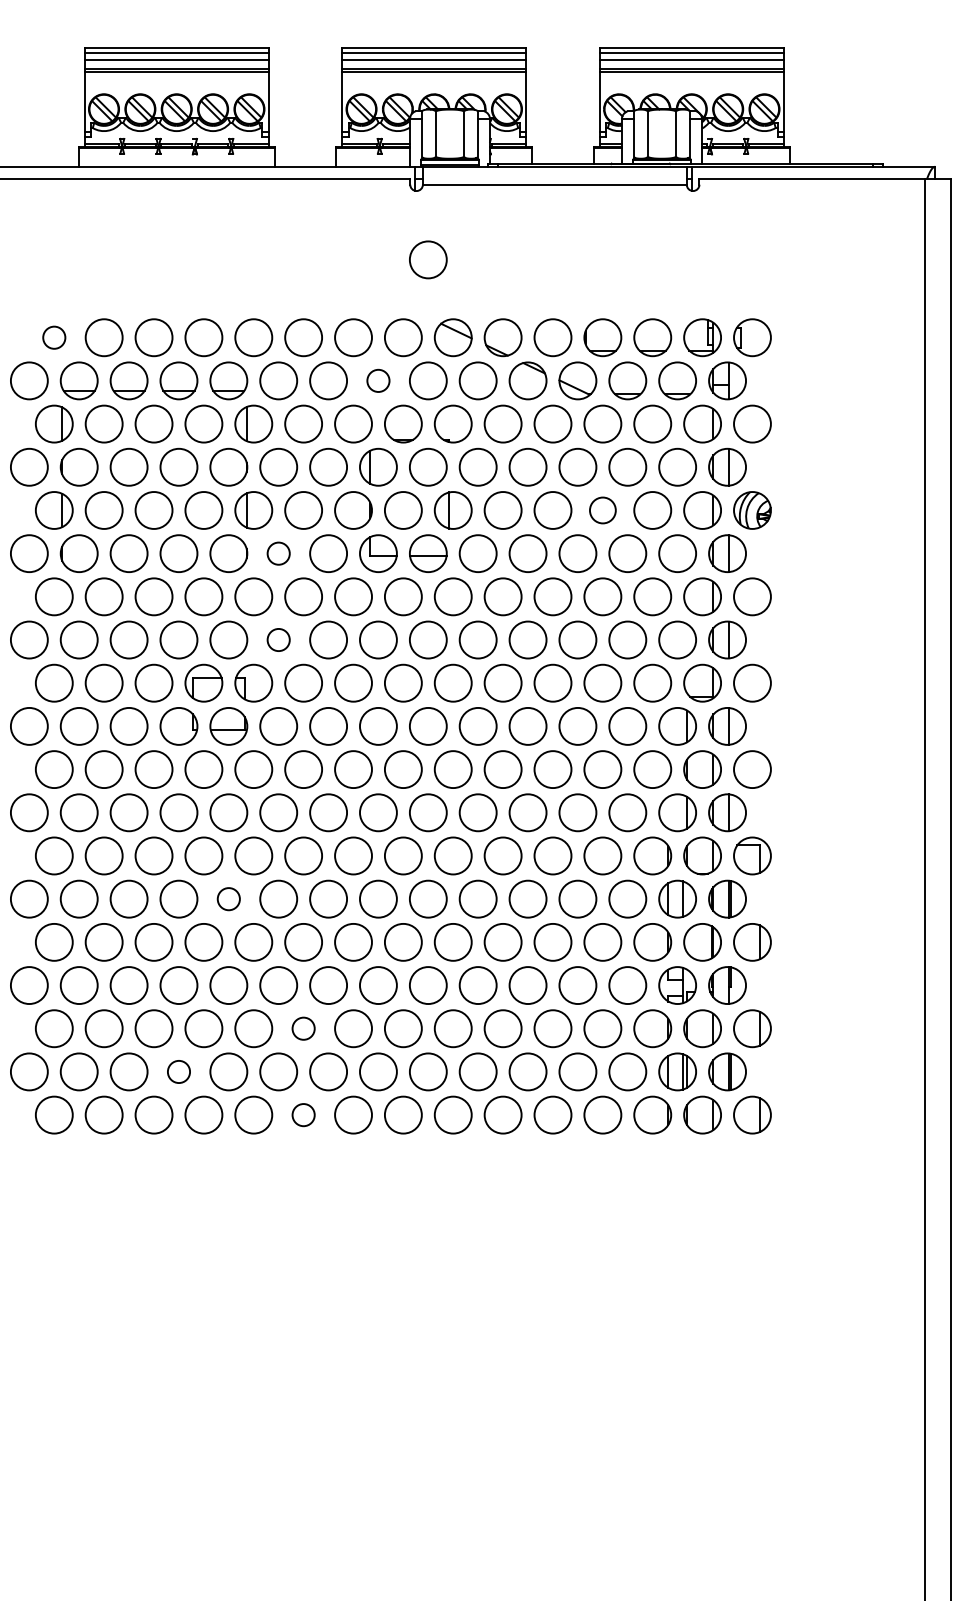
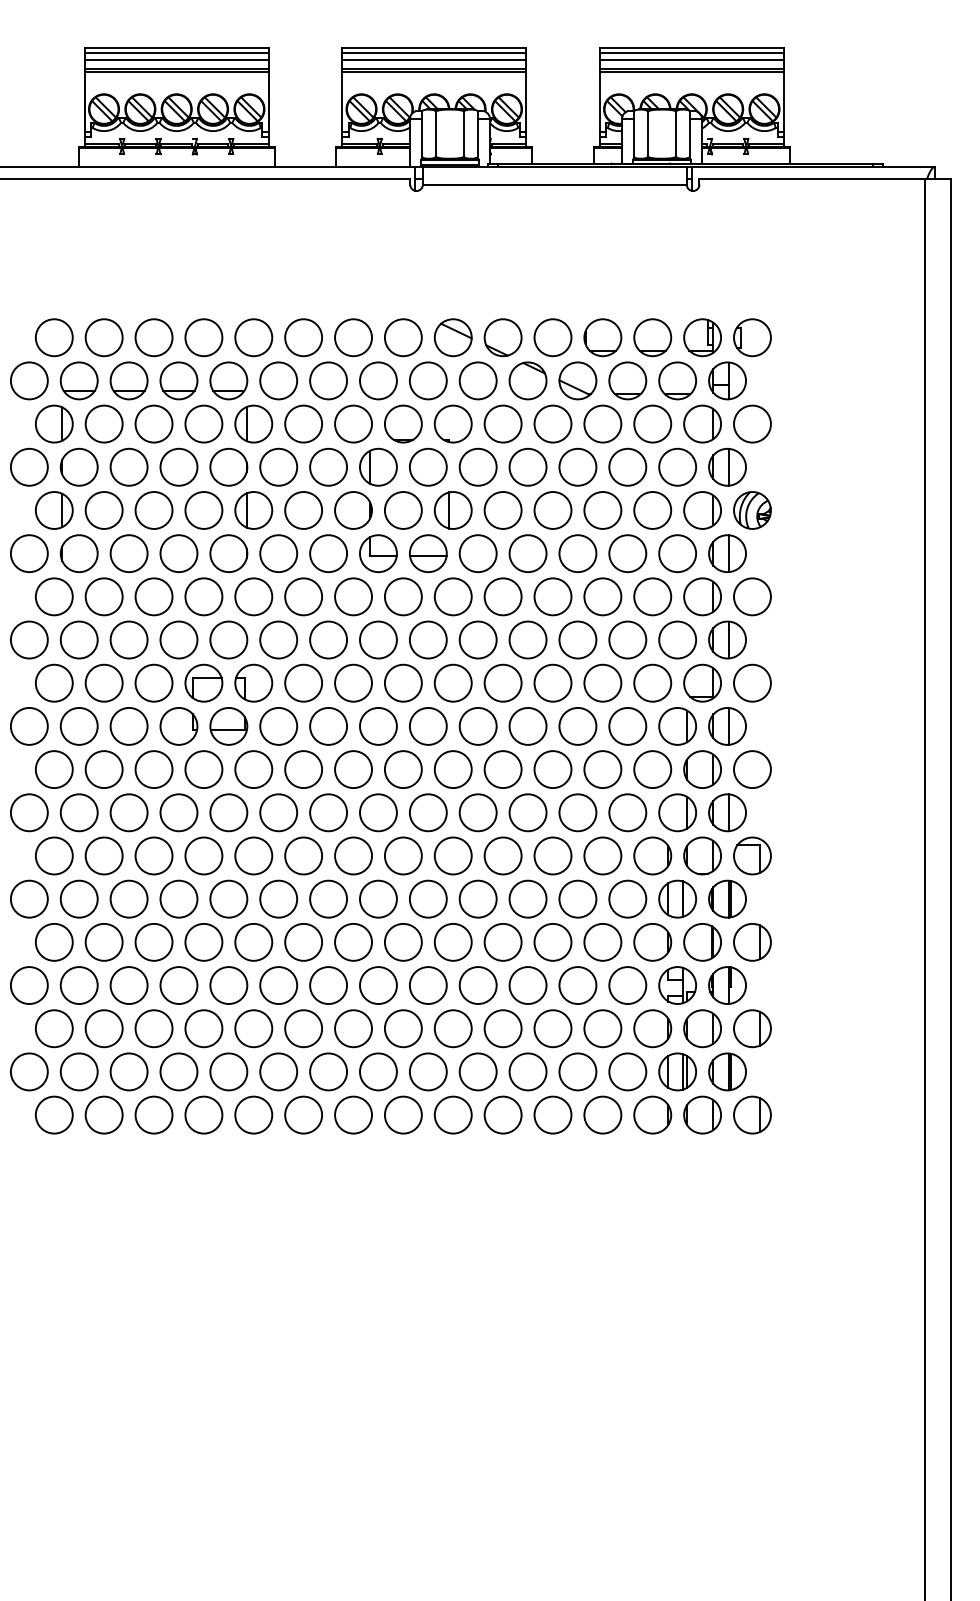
circle: present -> none (428, 259)
circle diameter: 22 px -> 37 px (53, 337)
circle diameter: 22 px -> 37 px (377, 380)
circle size: 28x29 px -> 40x39 px (602, 510)
circle diameter: 22 px -> 37 px (278, 553)
circle diameter: 22 px -> 37 px (278, 639)
circle diameter: 22 px -> 37 px (228, 898)
circle diameter: 22 px -> 37 px (303, 1028)
circle size: 24x24 px -> 40x40 px (178, 1071)
circle diameter: 22 px -> 37 px (303, 1114)
